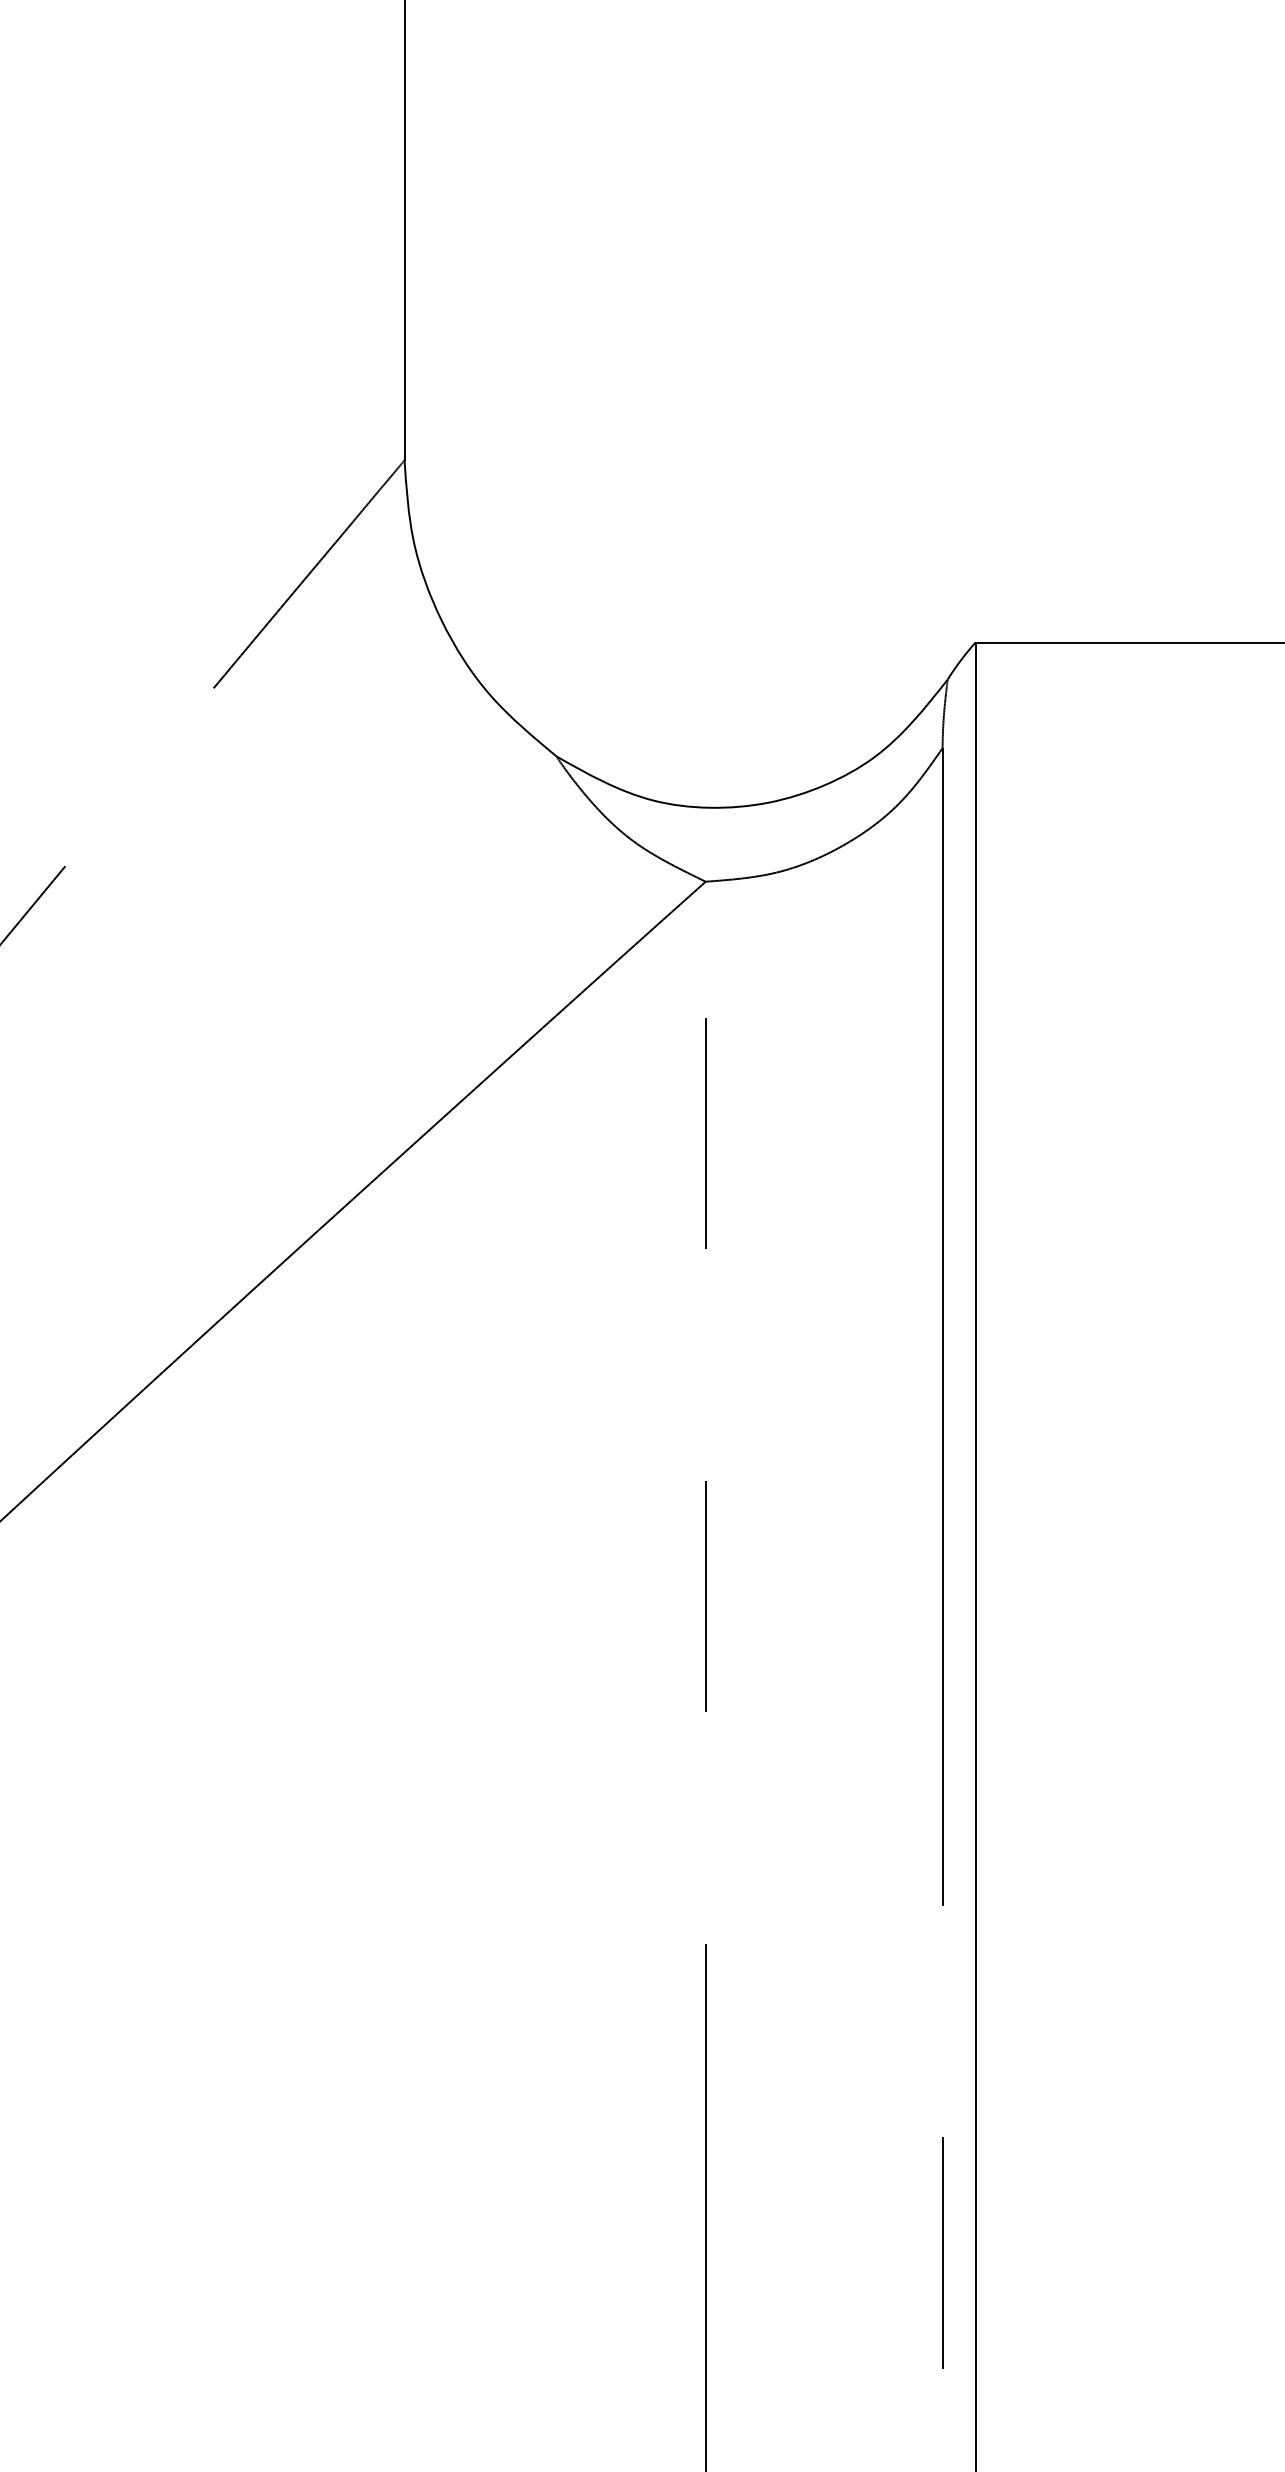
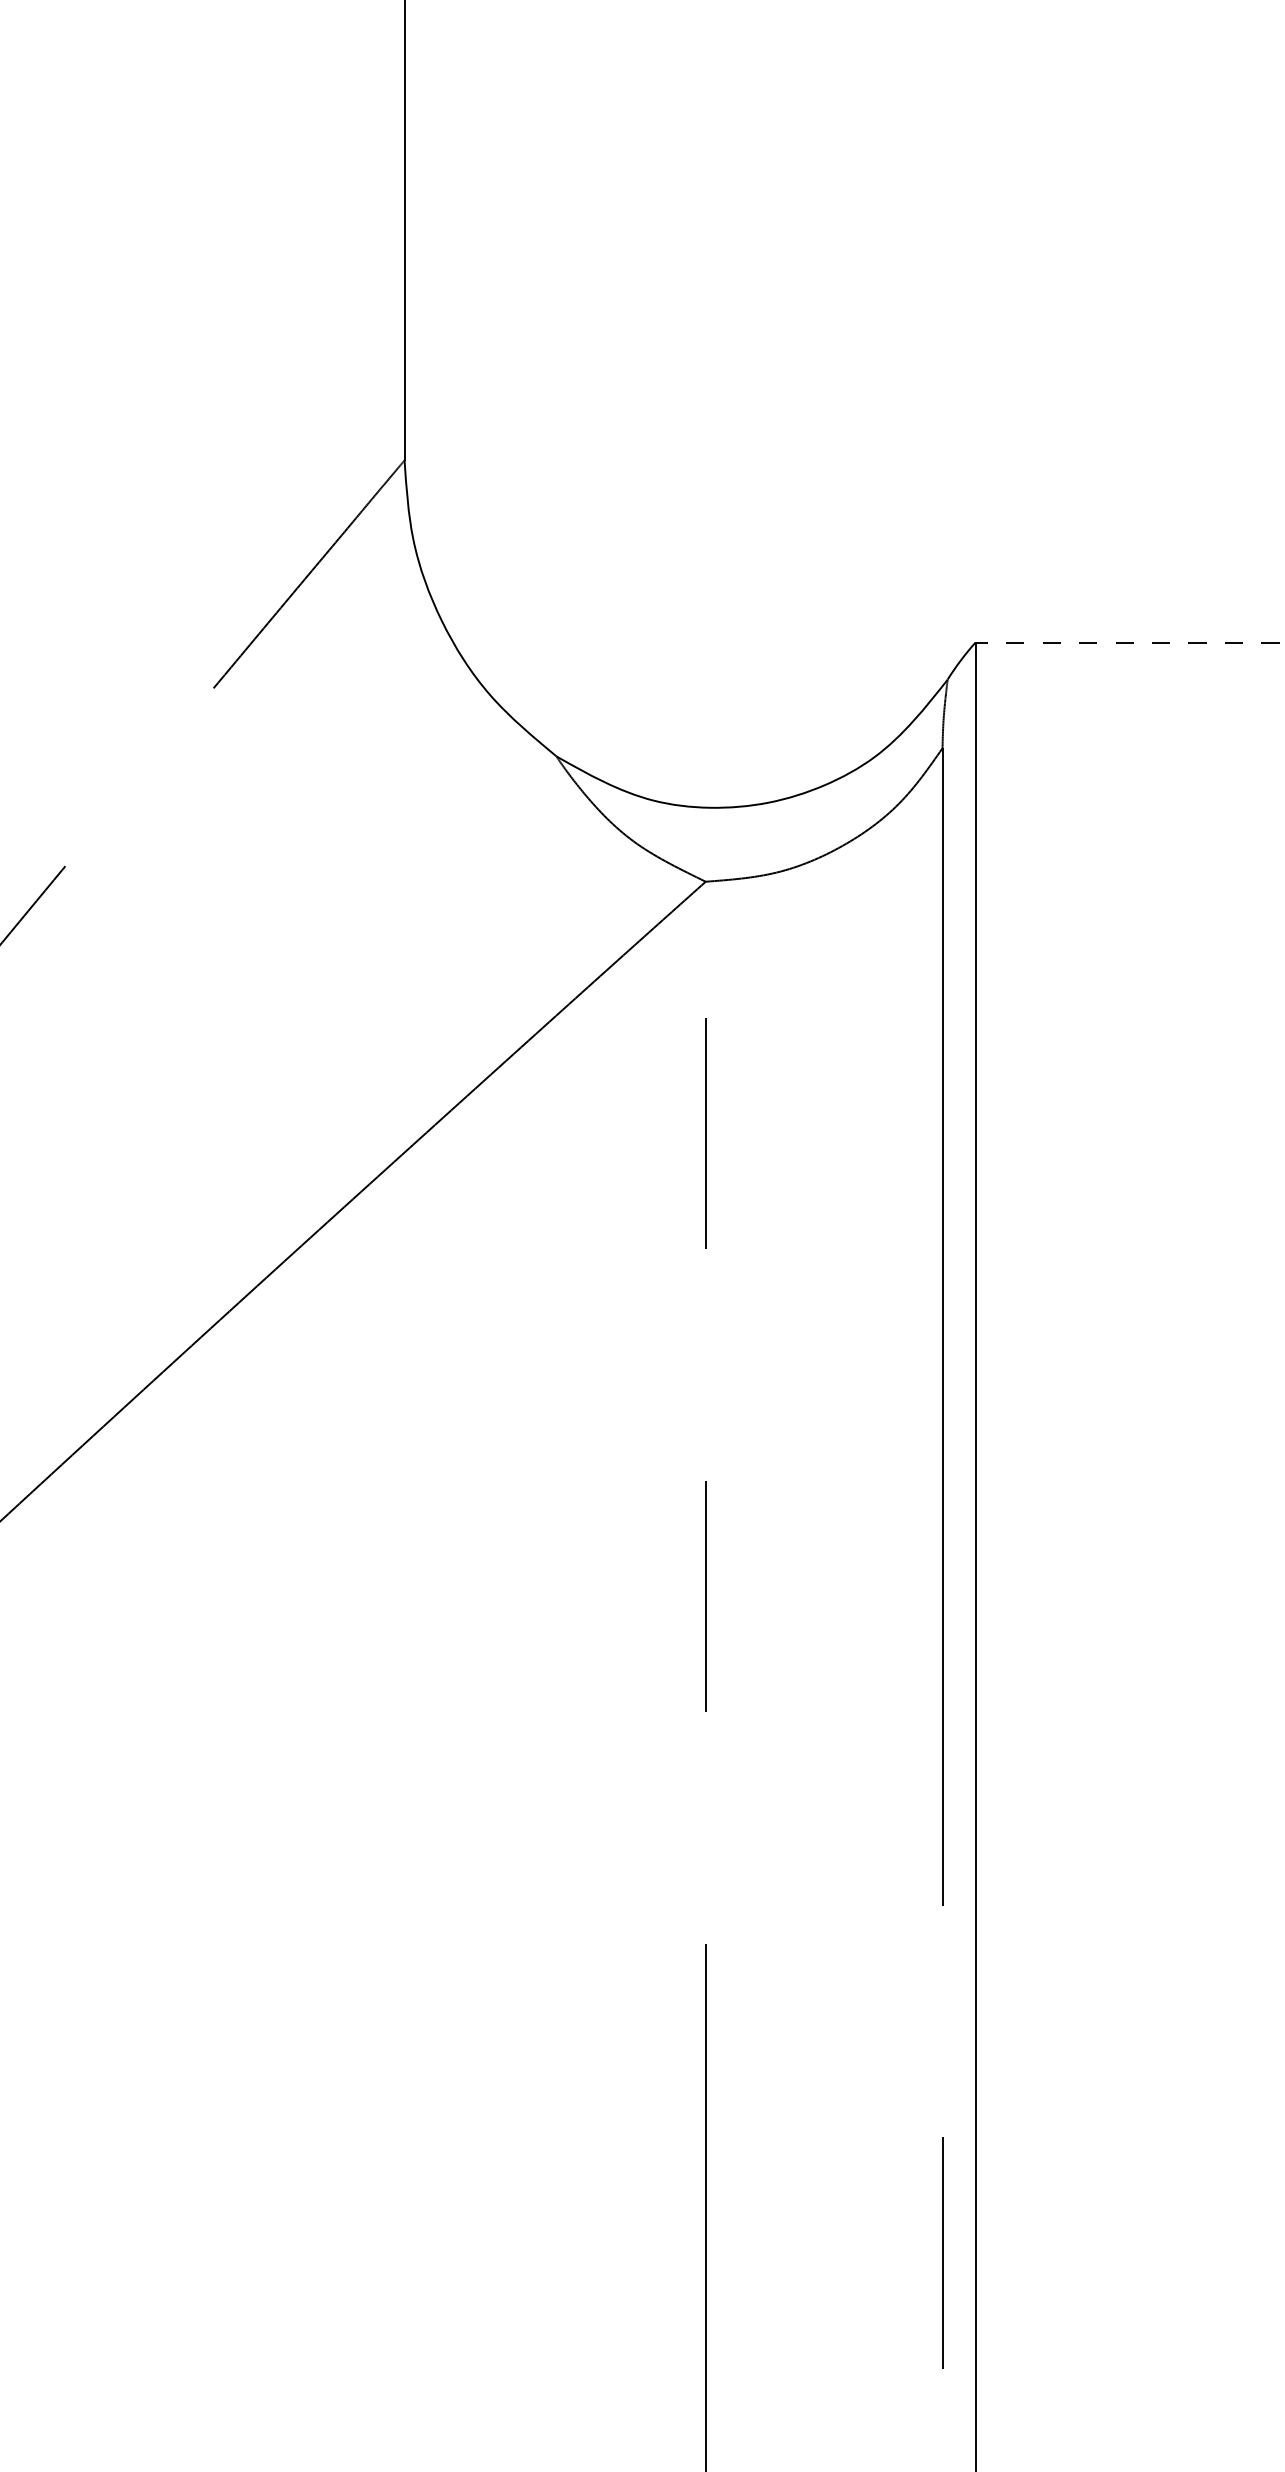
line: solid -> dashed (1129, 642)
